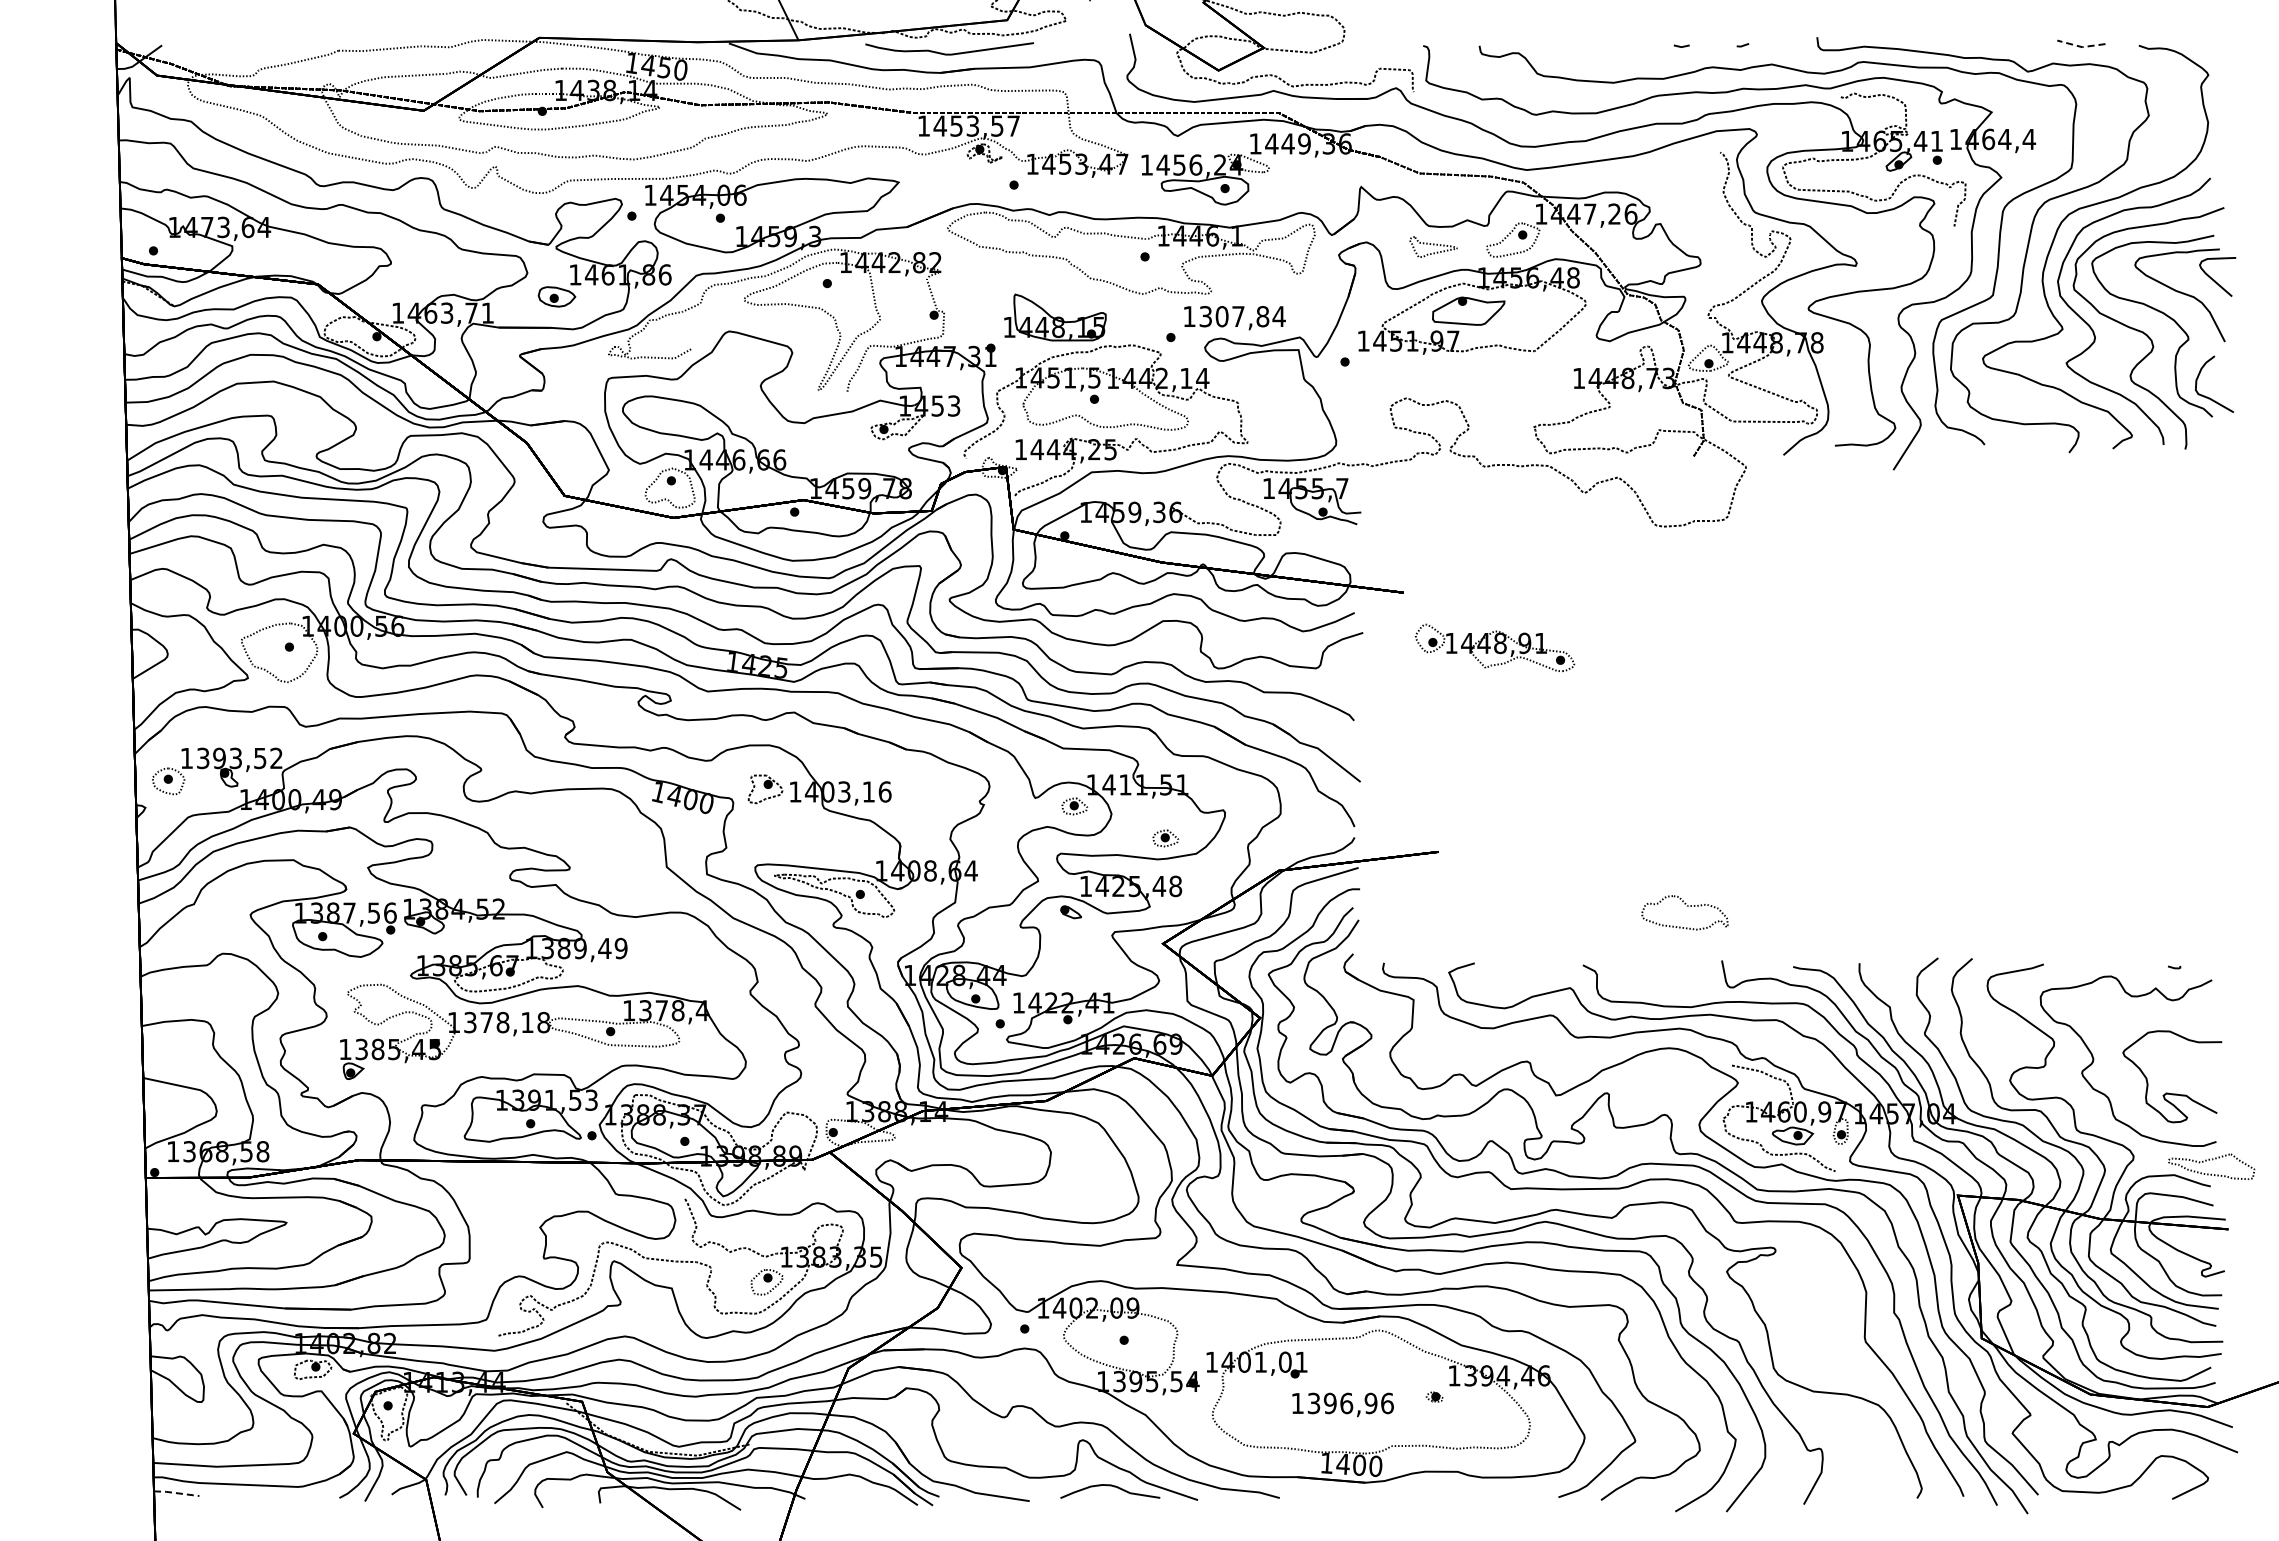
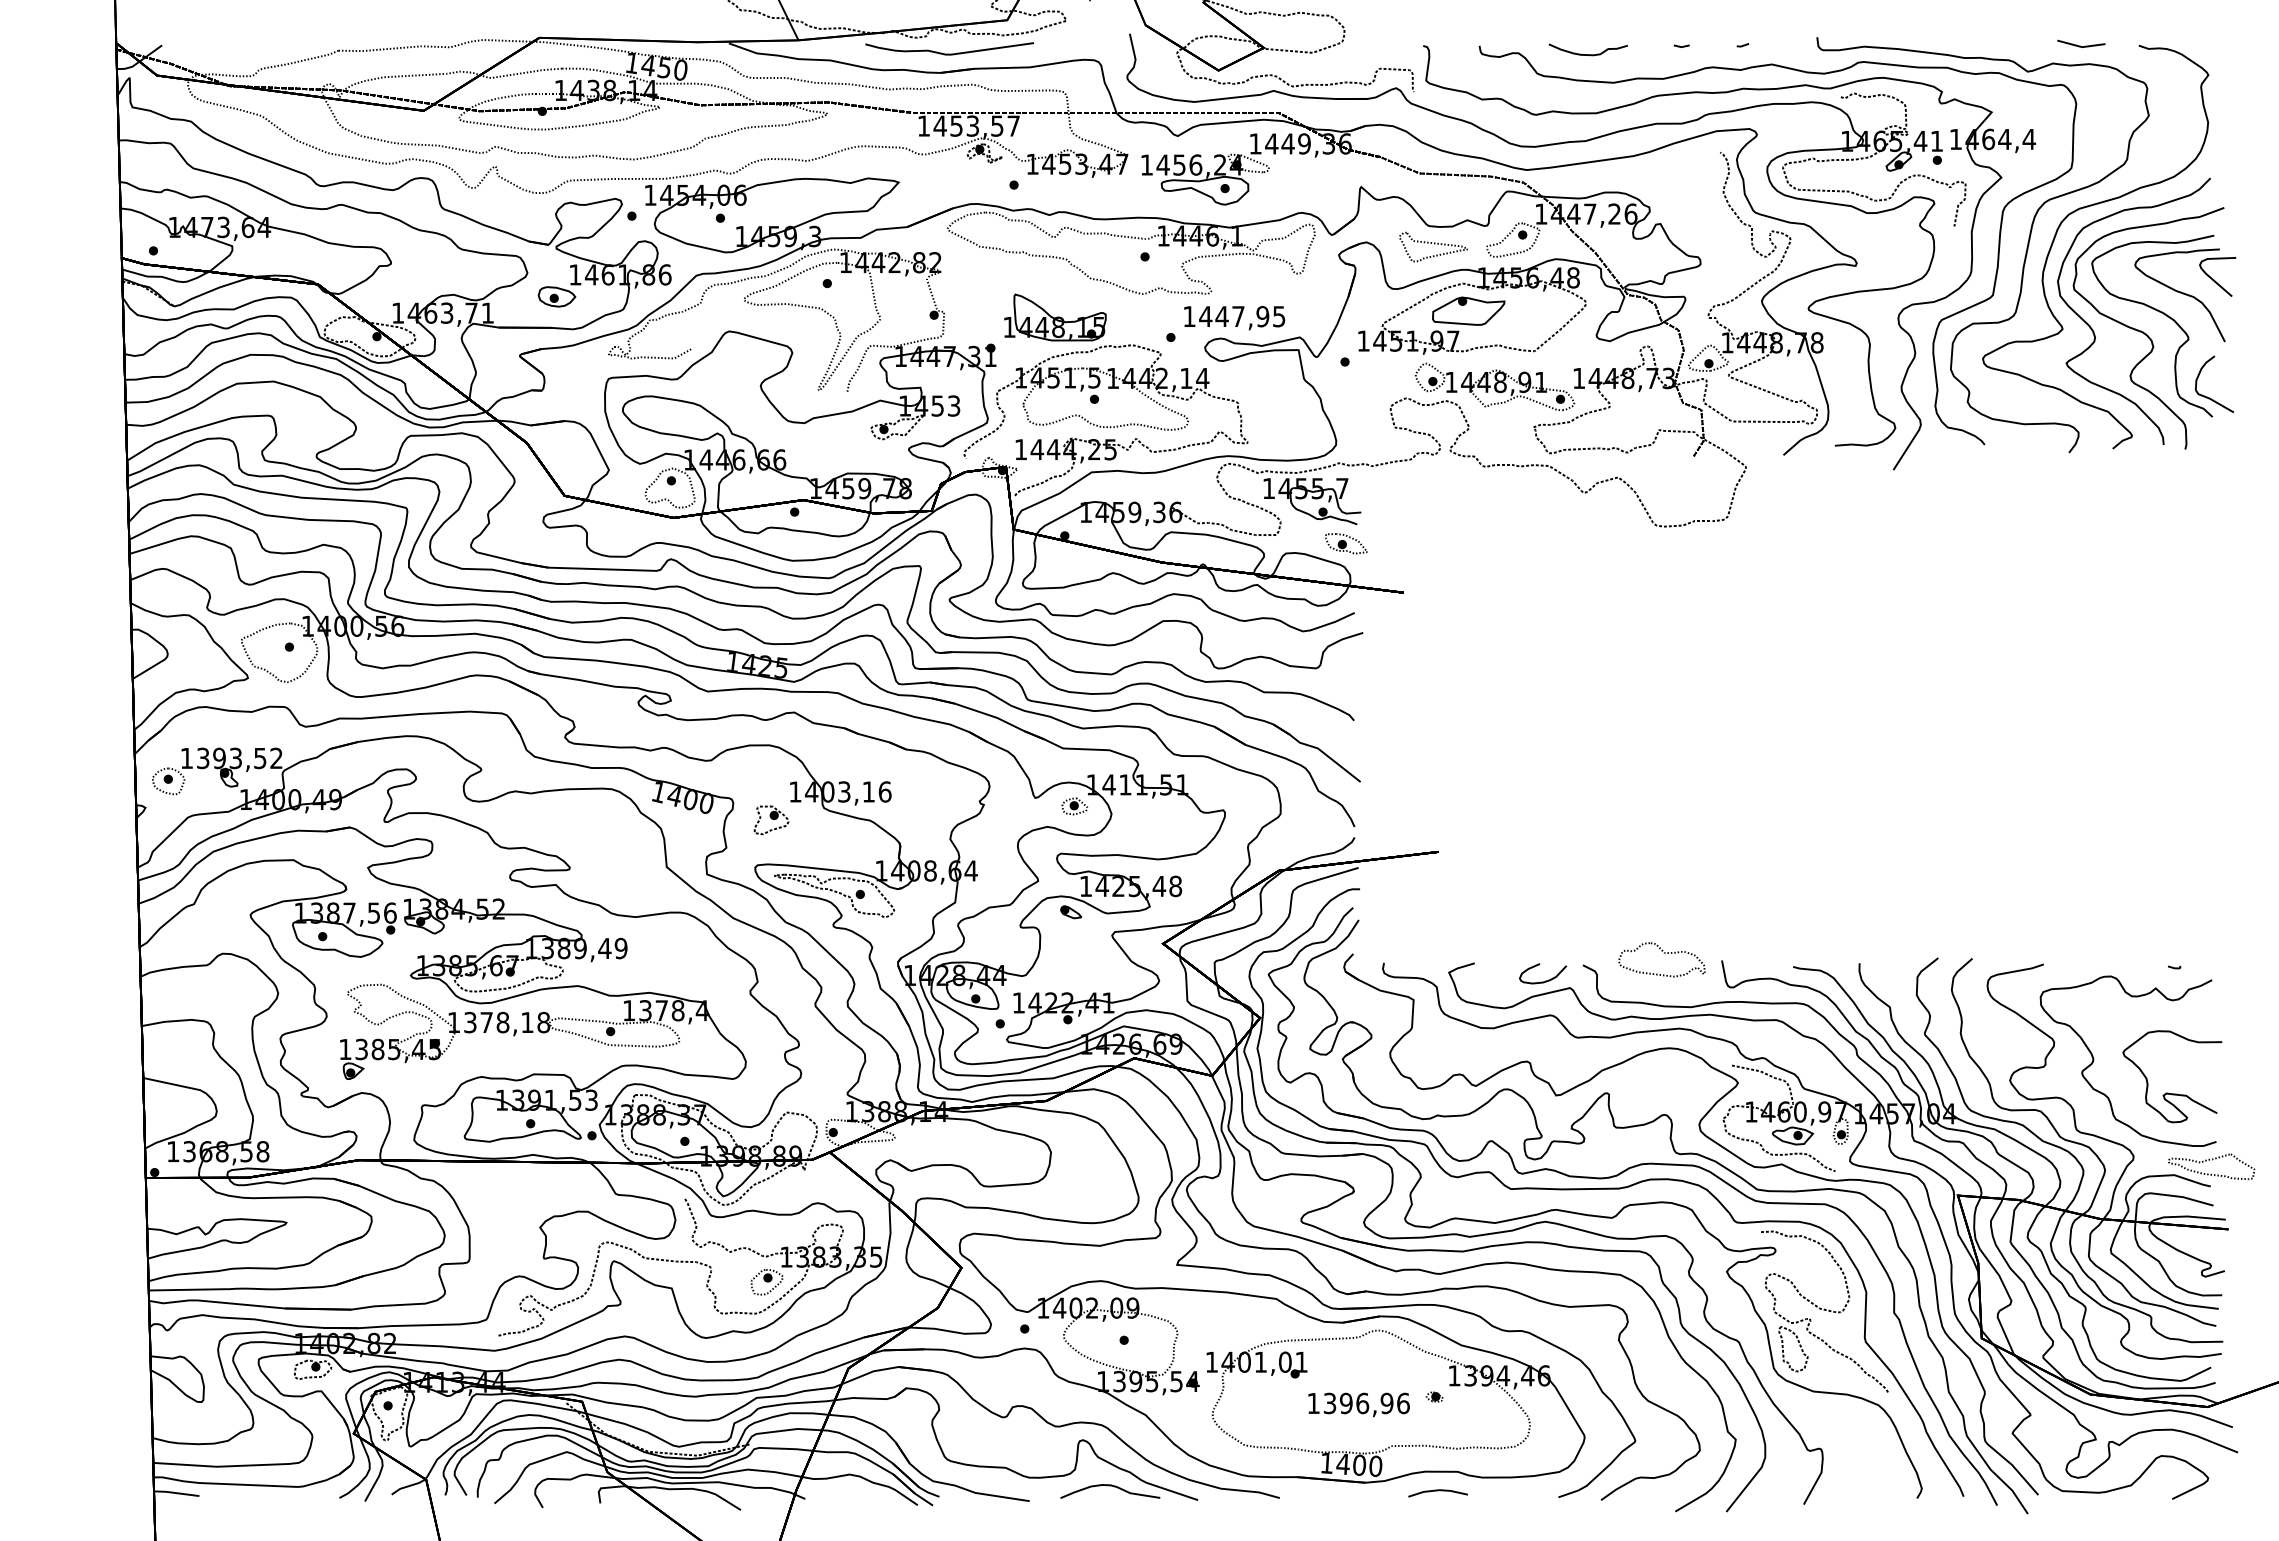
line: dashed -> solid (2081, 46)
curve: none -> present (1587, 54)
part size: 49x22 px -> 69x32 px (1433, 246)
text: 1307,84 -> 1447,95 (1242, 316)
part: none -> present (1346, 543)
part position: (1495, 647) -> (1495, 386) (1495, 386)
part position: (765, 789) -> (771, 820) (771, 820)
part: present -> none (1165, 838)
part position: (1686, 906) -> (1663, 953) (1663, 953)
curve: none -> present (1545, 980)
part: none -> present (1824, 1311)
text position: (1342, 1404) -> (1358, 1404) (1358, 1404)
line: none -> present (1437, 1491)
line: dashed -> solid (175, 1493)
